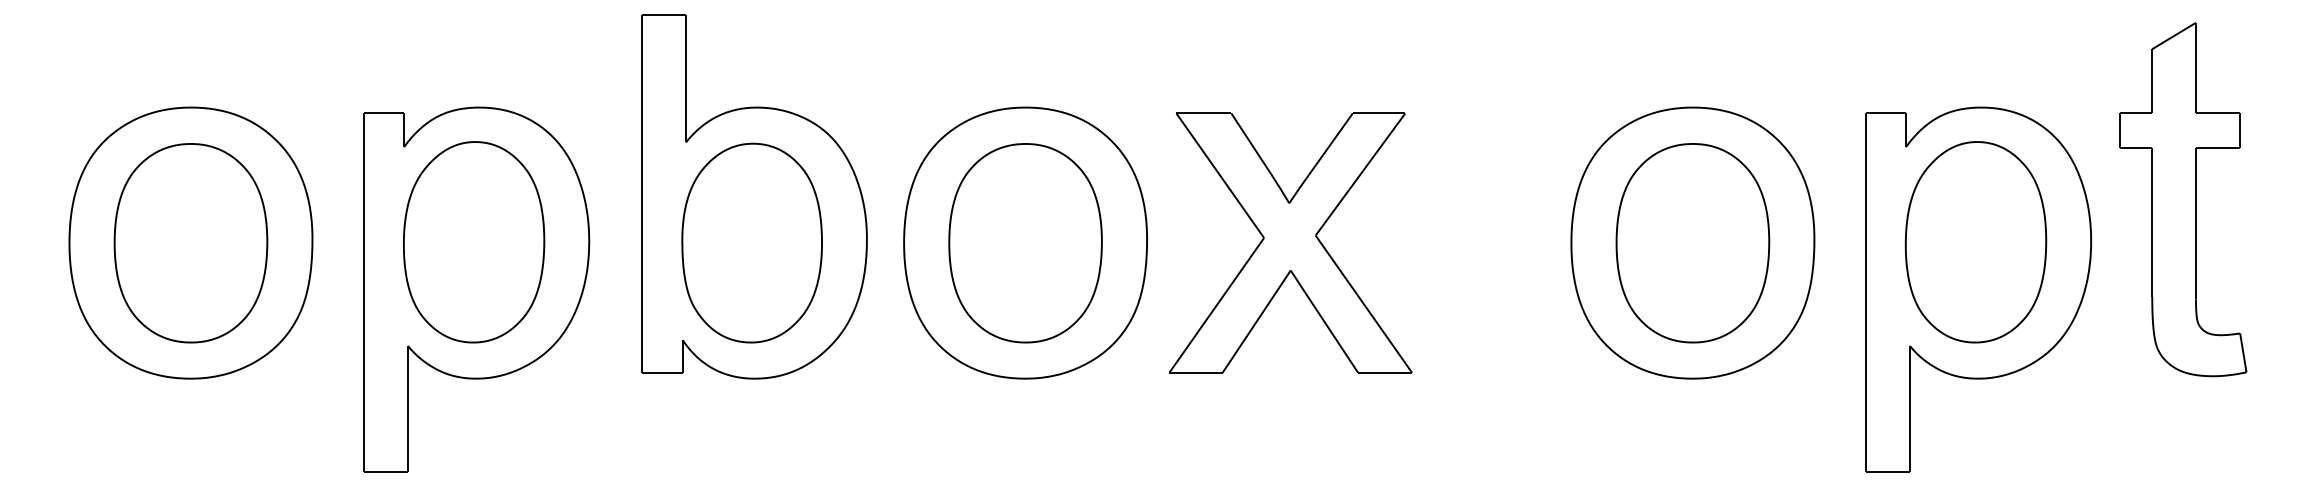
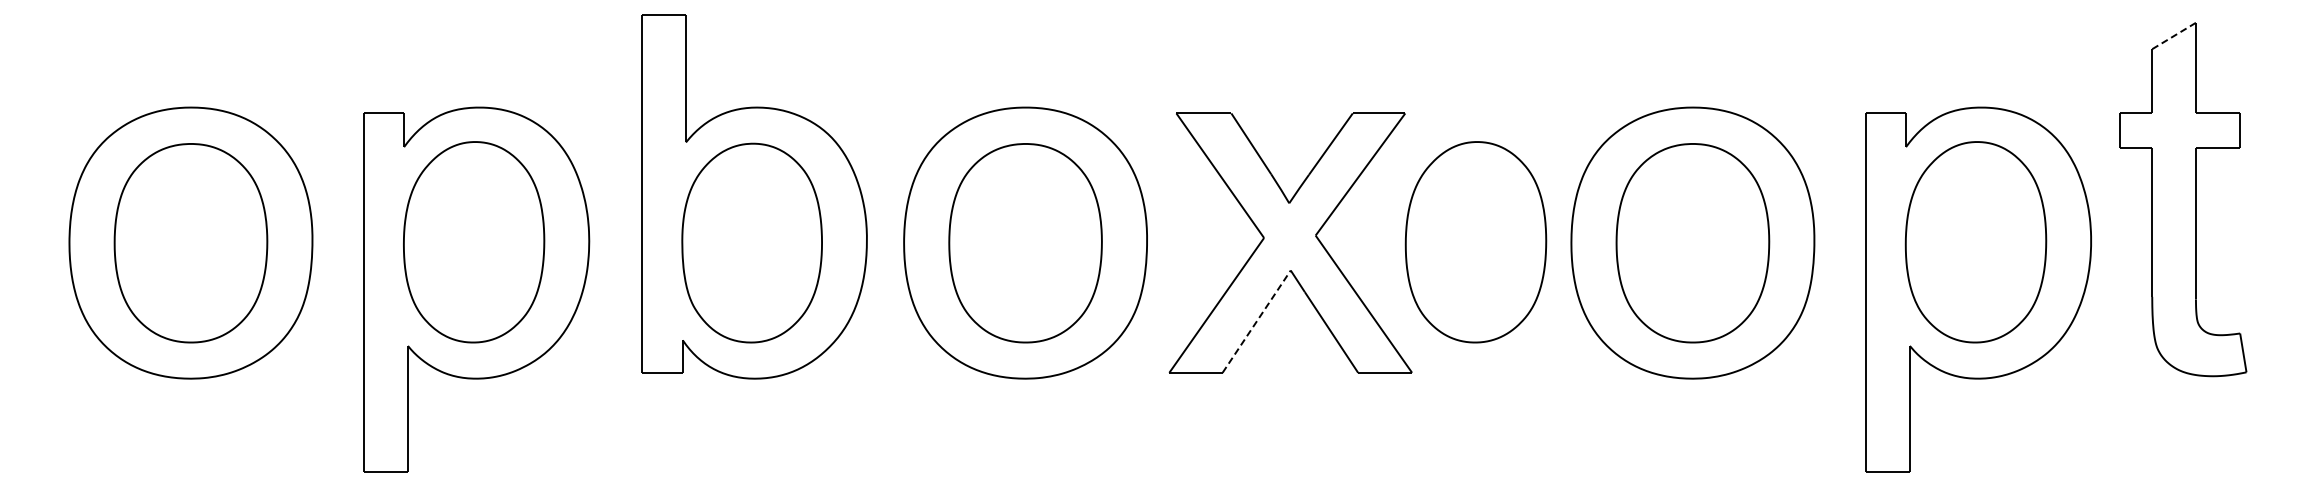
line: solid -> dashed (2174, 36)
part: none -> present (1475, 242)
line: solid -> dashed (1256, 321)
